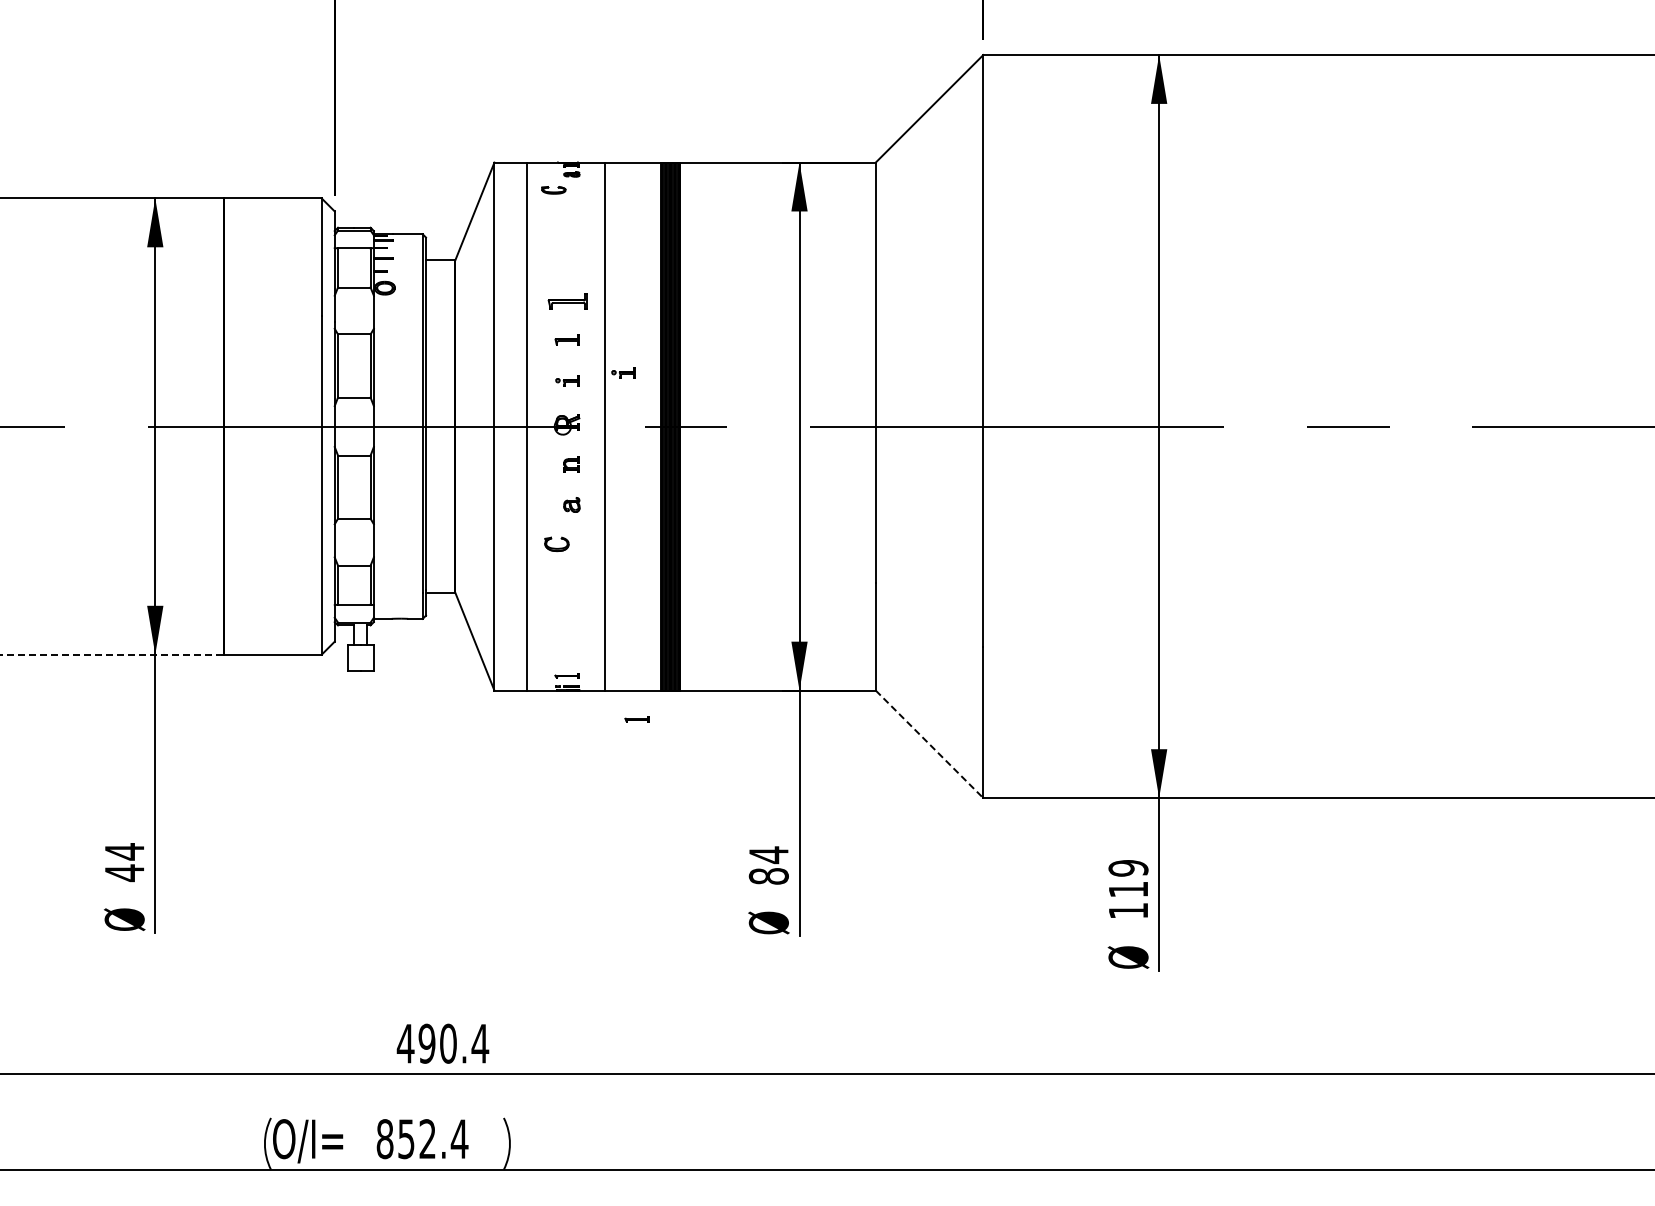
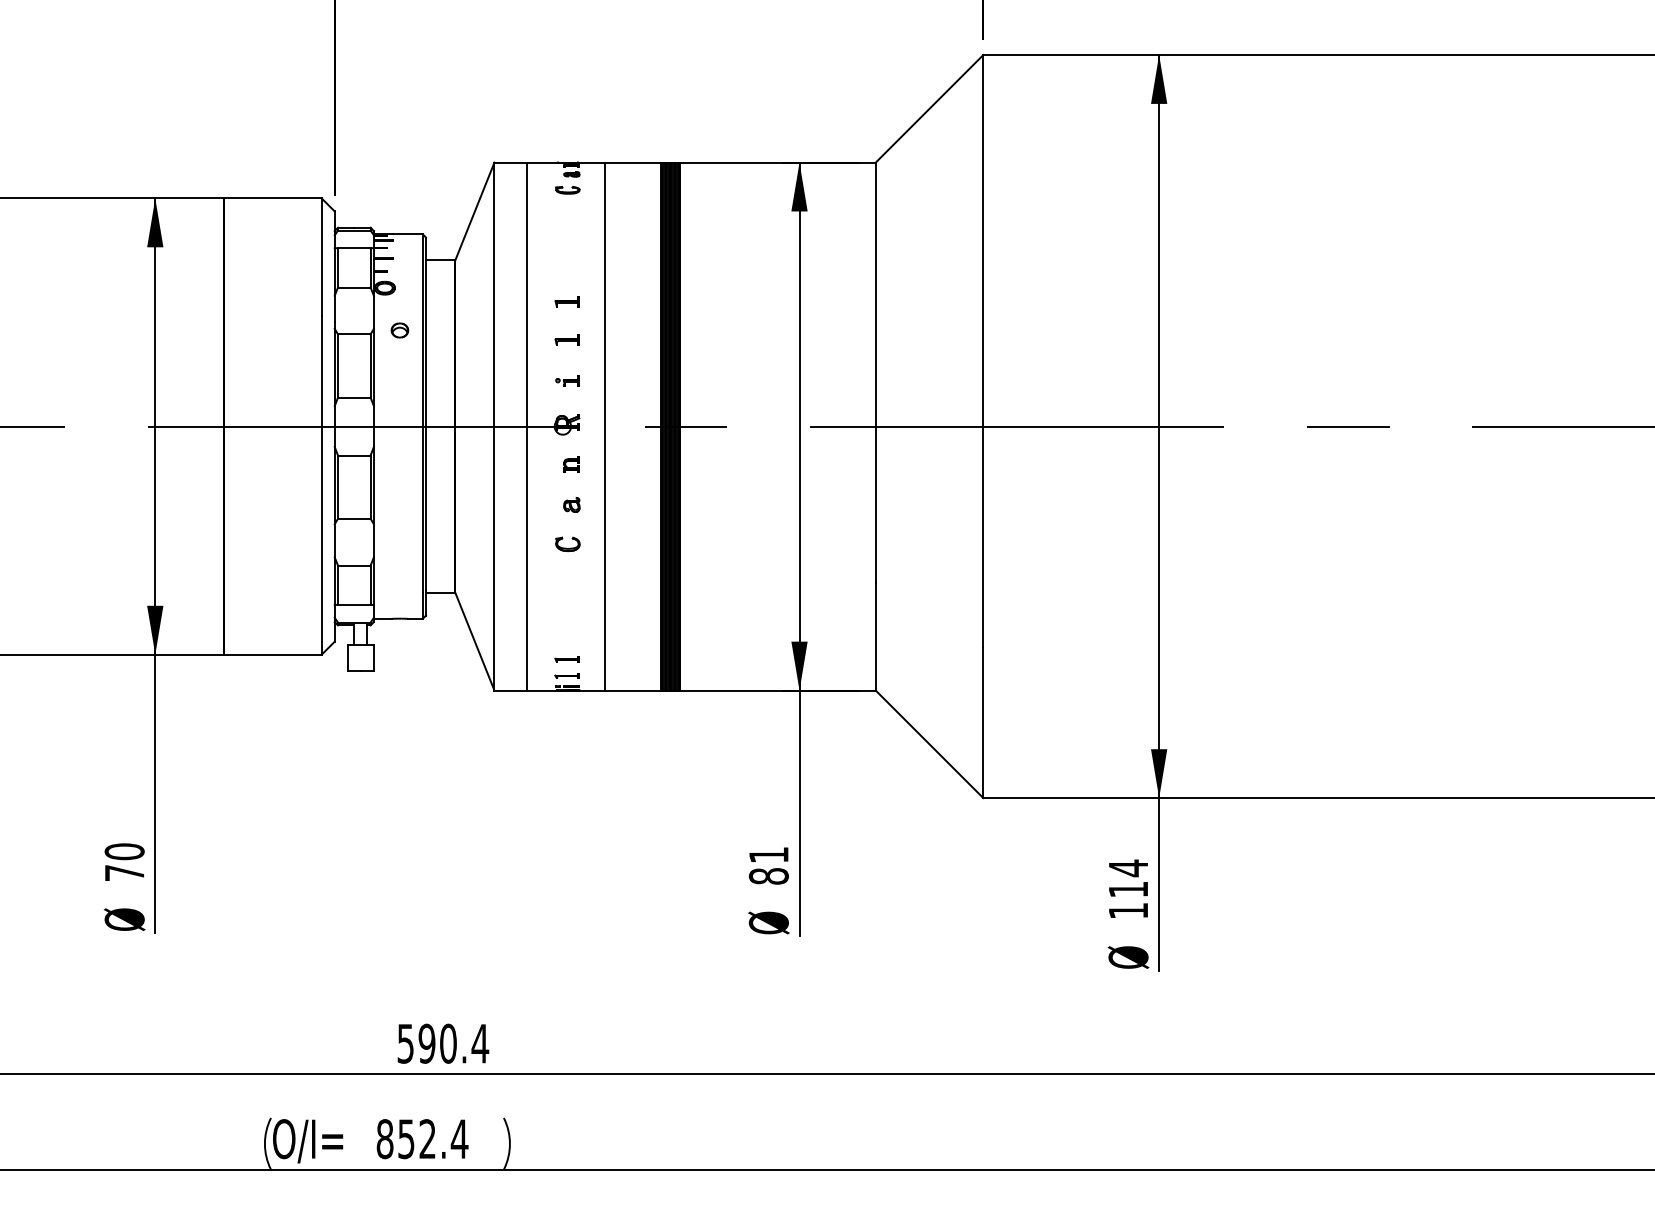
part position: (553, 190) -> (567, 190) (567, 190)
part size: 41x17 px -> 26x12 px (566, 301)
part: none -> present (399, 330)
part: present -> none (623, 372)
part position: (556, 544) -> (567, 544) (567, 544)
line: dashed -> solid (112, 654)
part position: (636, 719) -> (566, 659) (566, 659)
line: dashed -> solid (929, 744)
text: 84 -> 81 (768, 855)
text: 44 -> 70 (124, 862)
text: 119 -> 114 (1128, 868)
text: 490.4 -> 590.4 (405, 1043)
